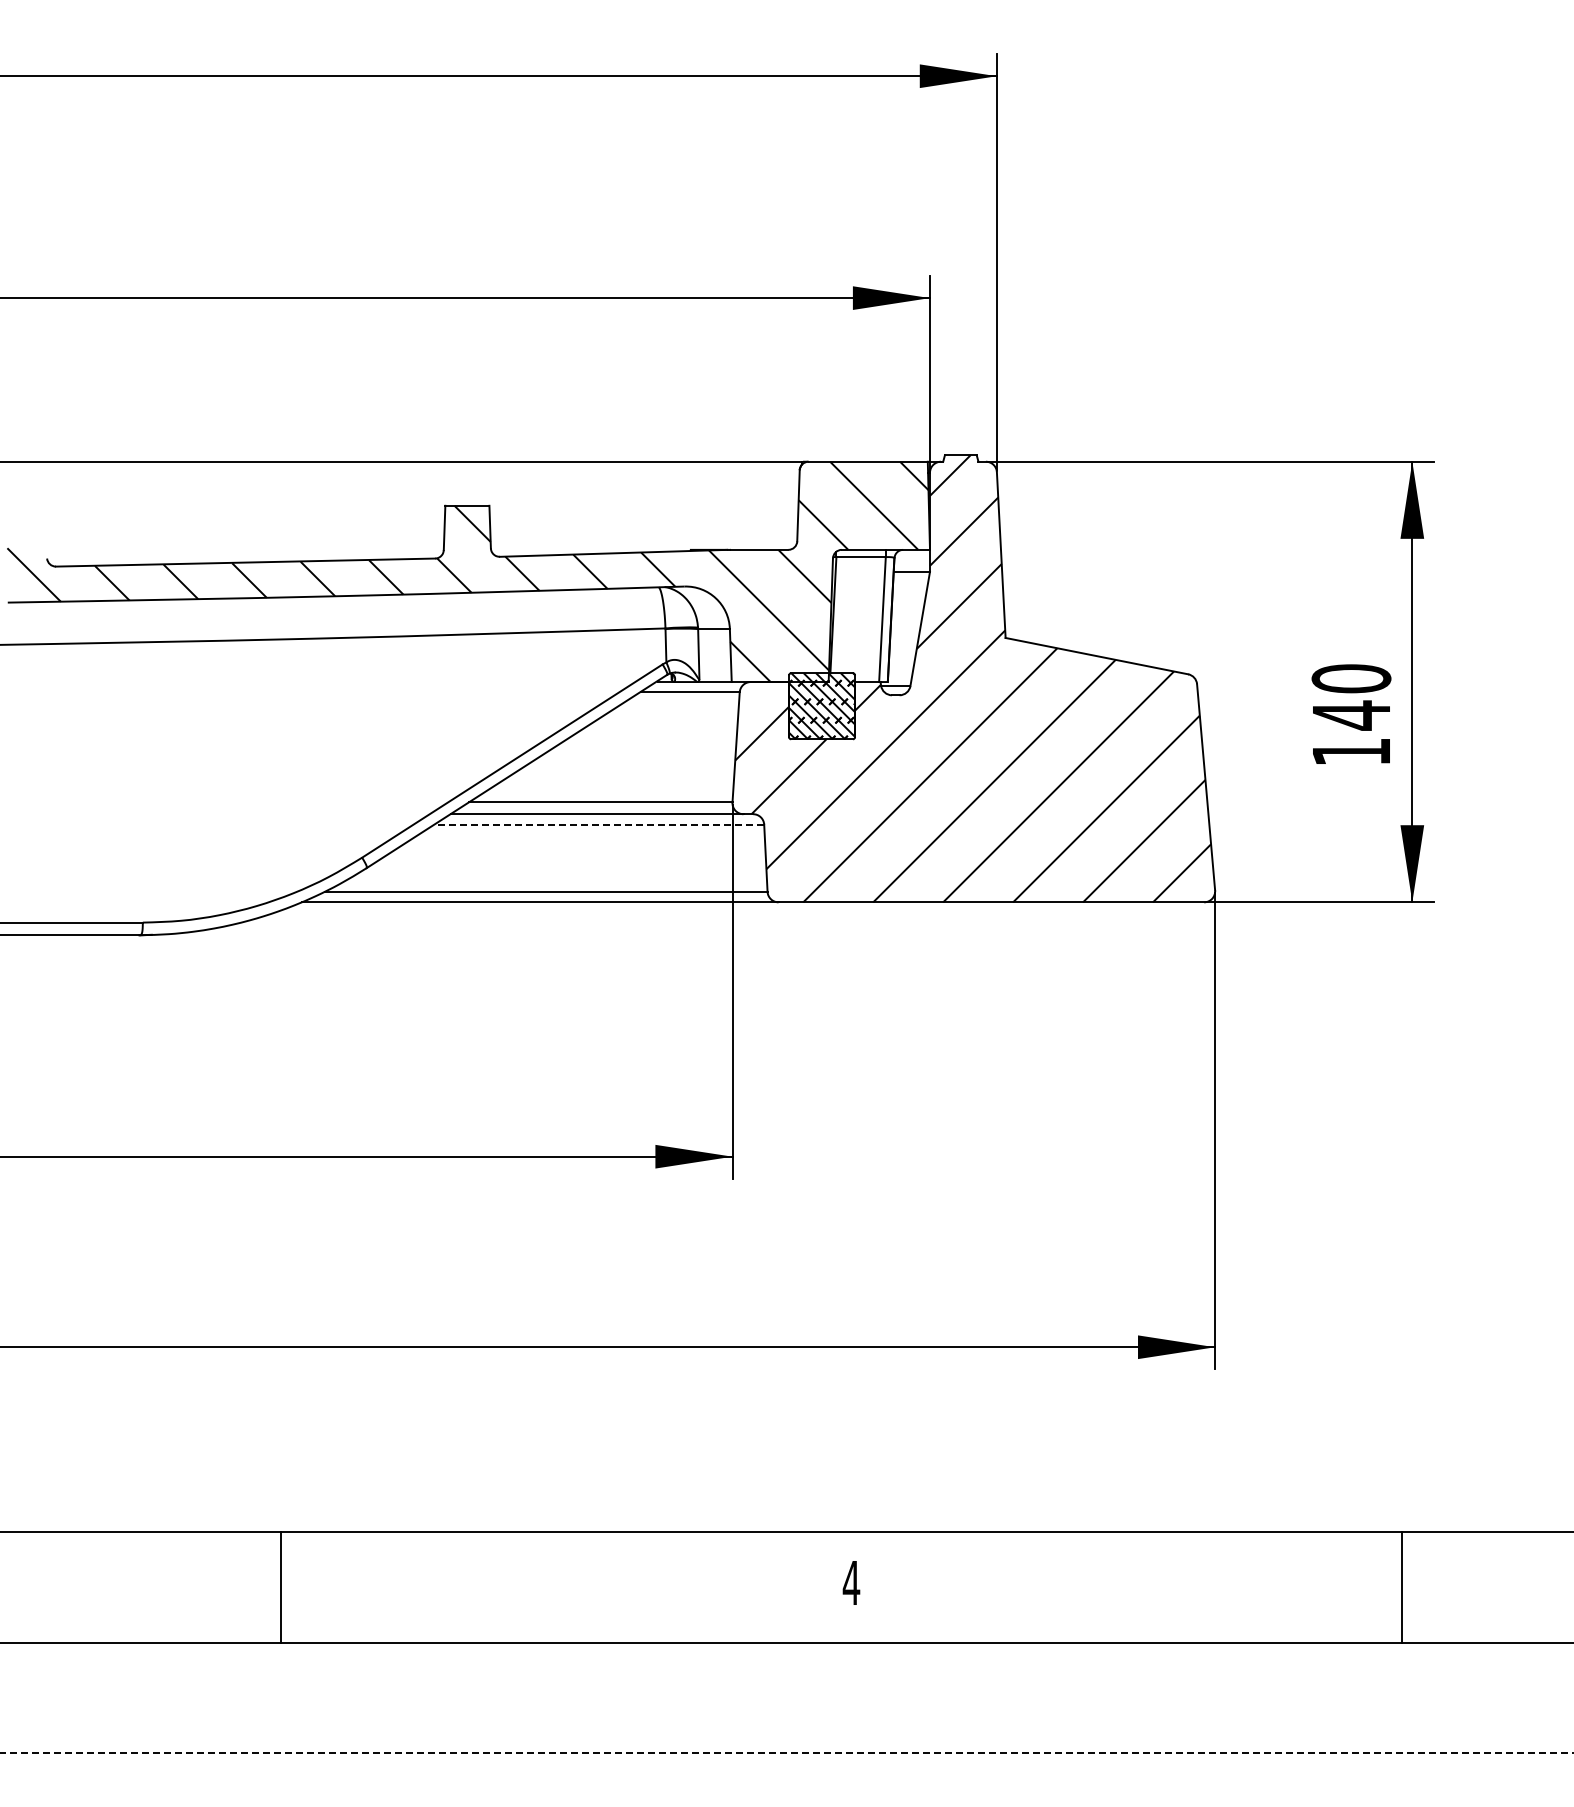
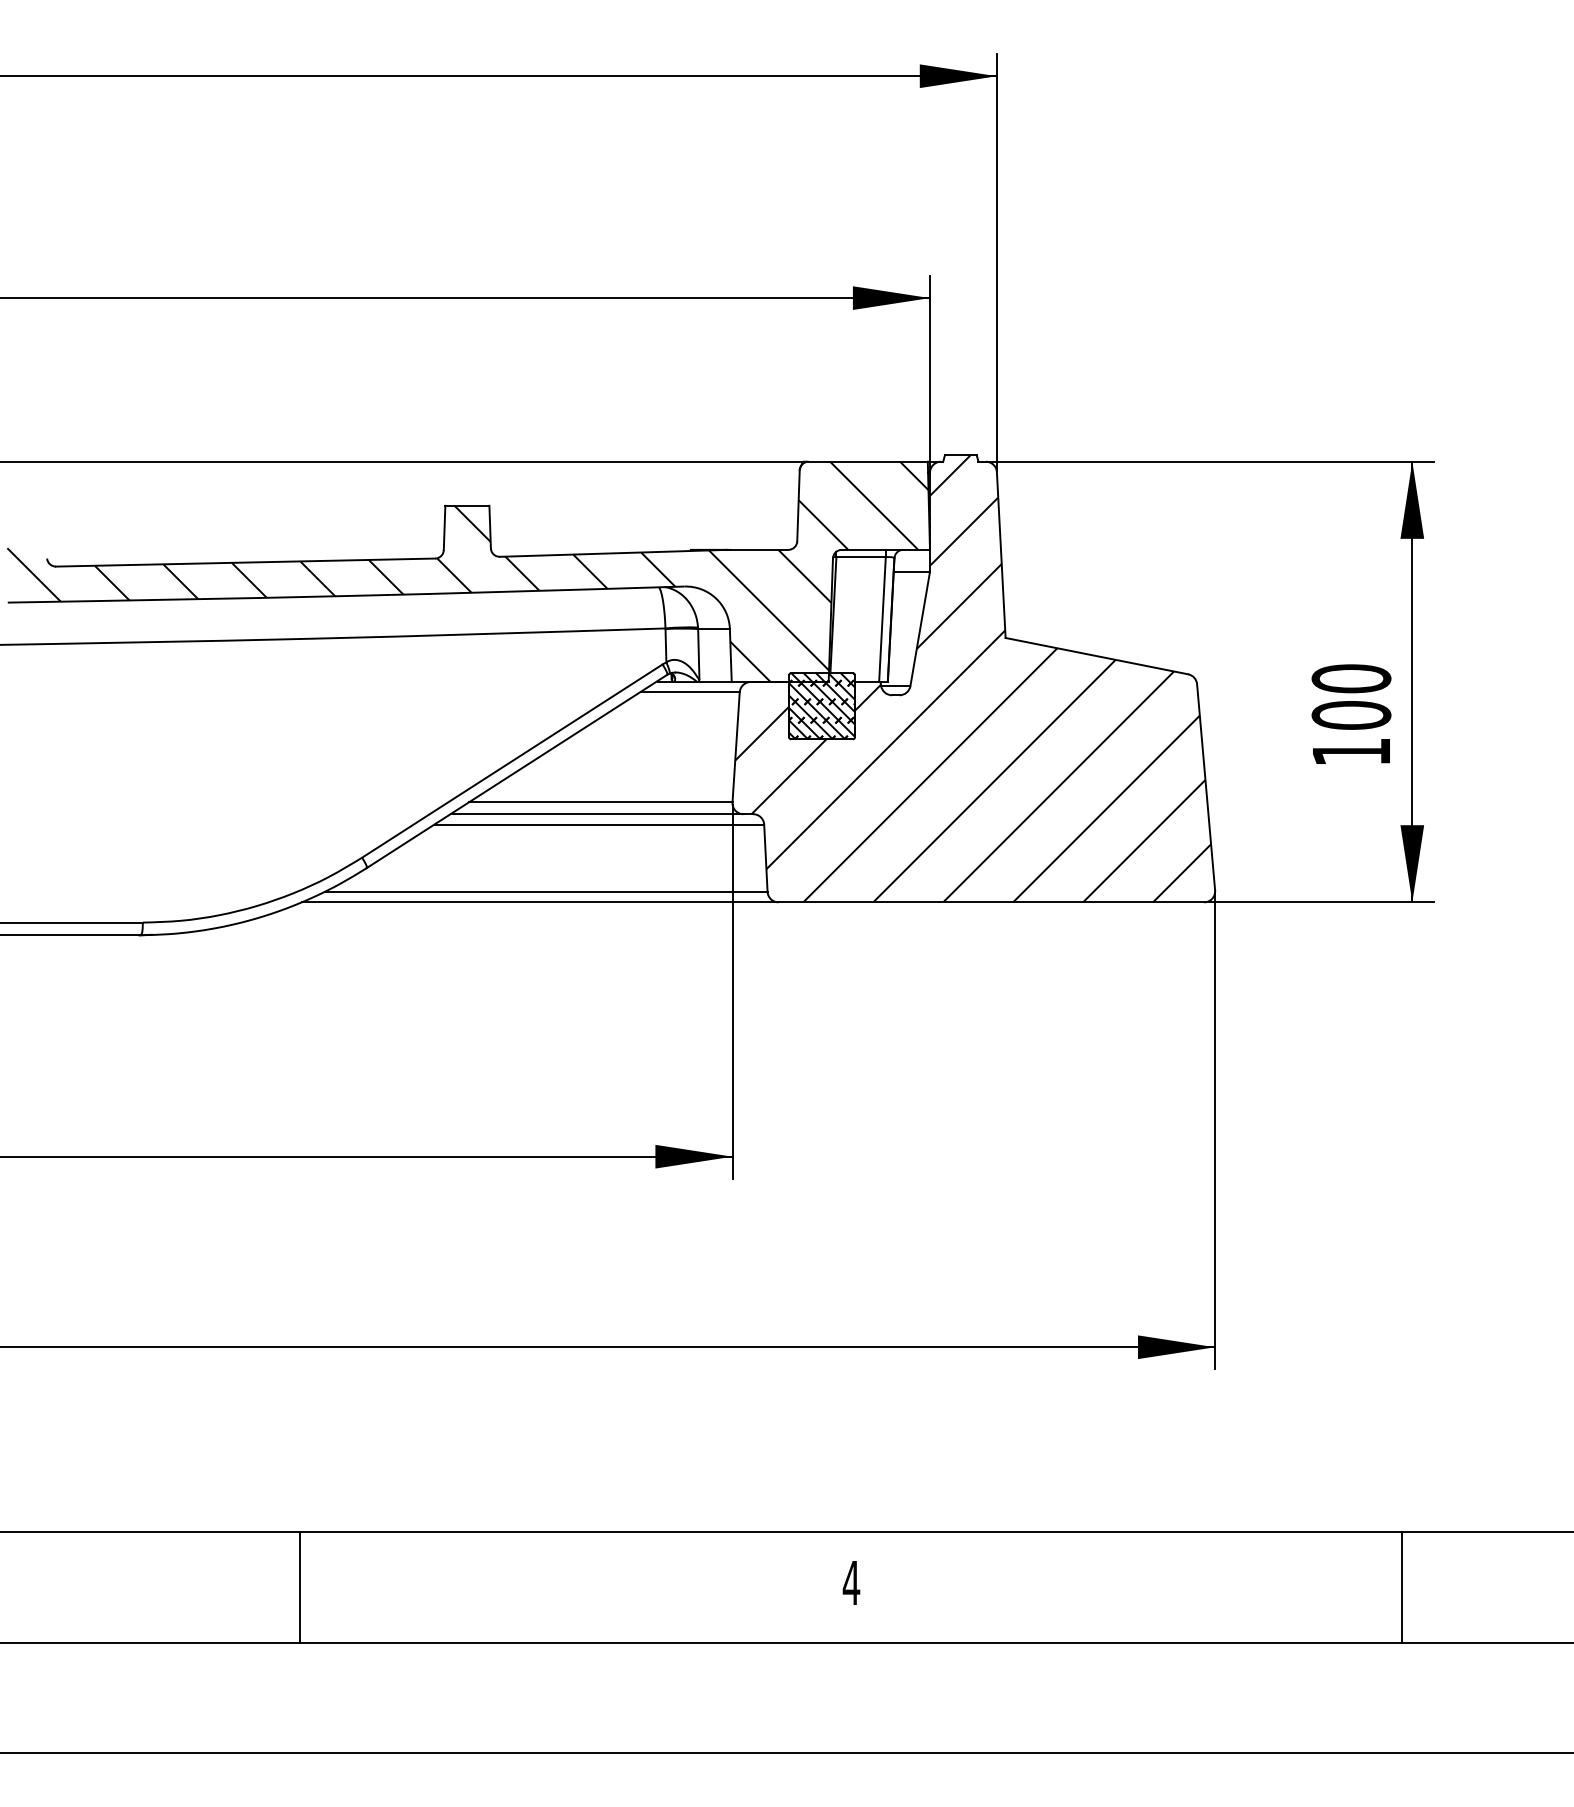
text: 140 -> 100 (1351, 715)
line: dashed -> solid (599, 824)
line position: (281, 1587) -> (300, 1587) (300, 1587)
line: dashed -> solid (786, 1752)
